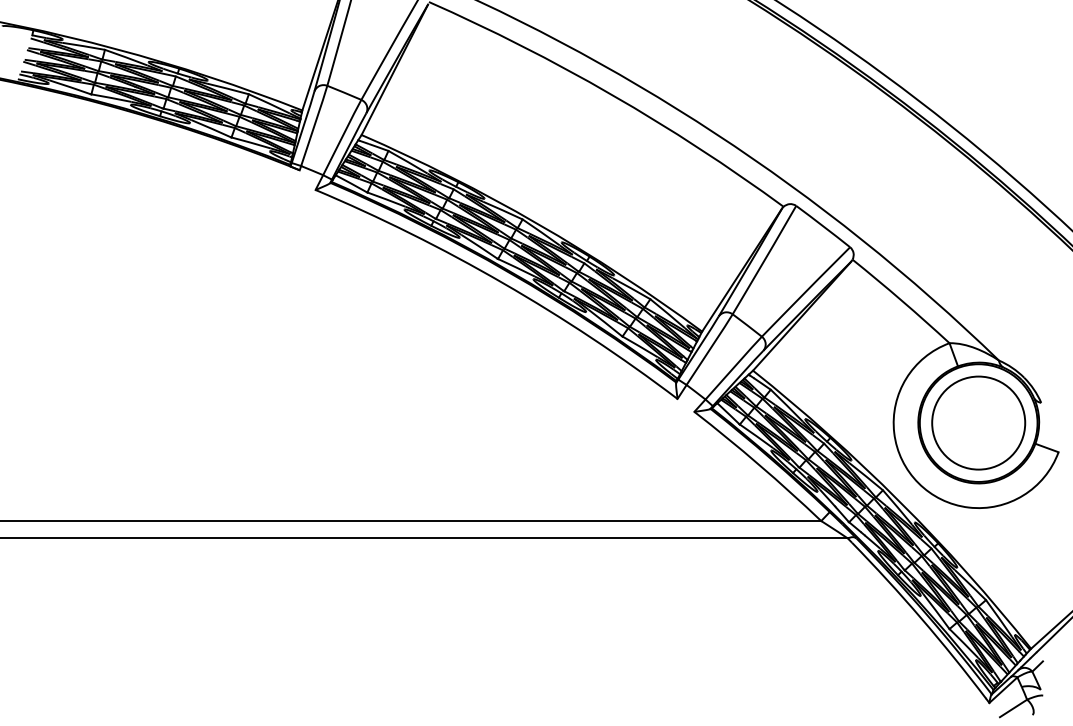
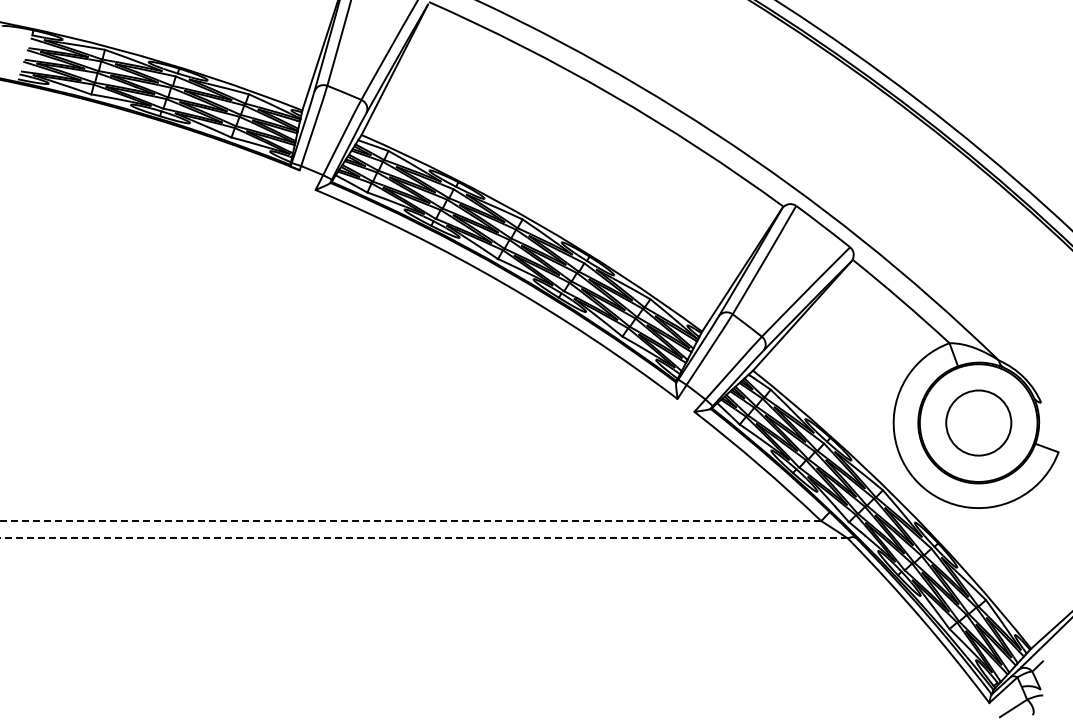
circle size: 96x96 px -> 68x68 px (978, 422)
line: solid -> dashed (410, 521)
line: solid -> dashed (423, 538)
